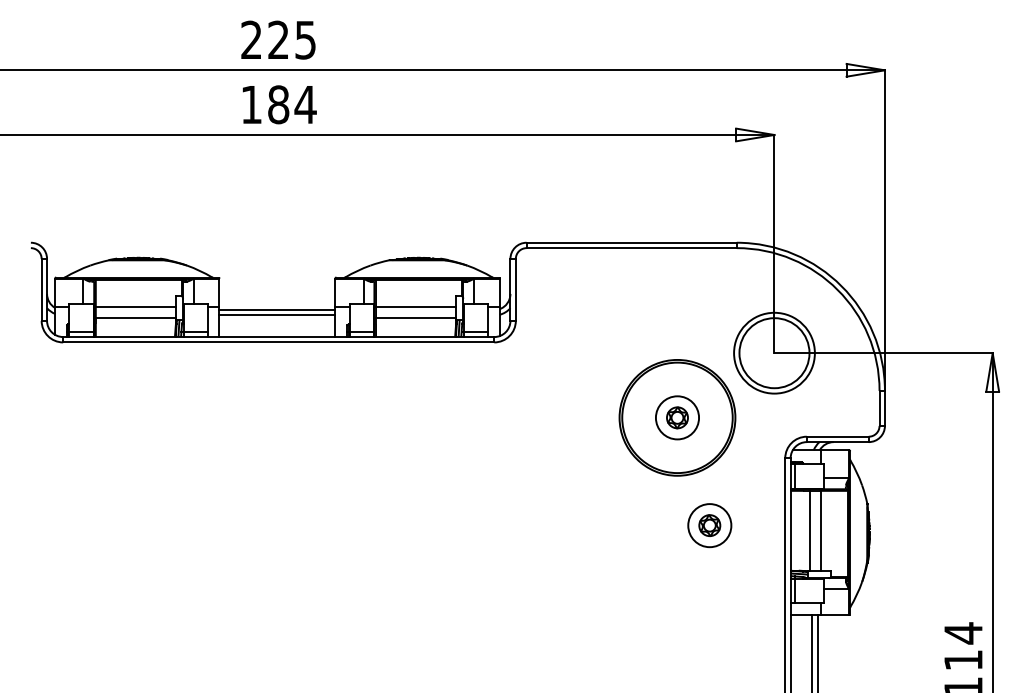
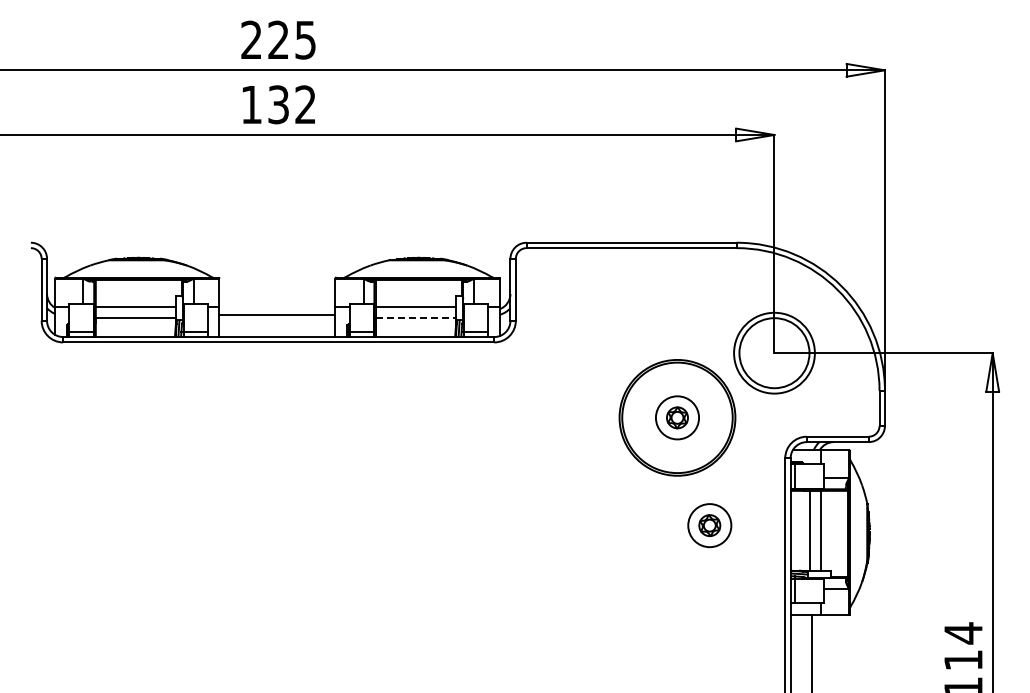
text: 184 -> 132 (292, 104)
line: present -> none (277, 310)
line: solid -> dashed (415, 317)
line: present -> none (817, 651)
